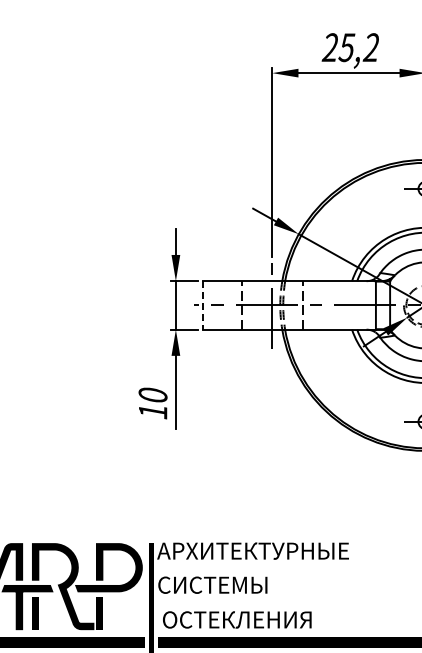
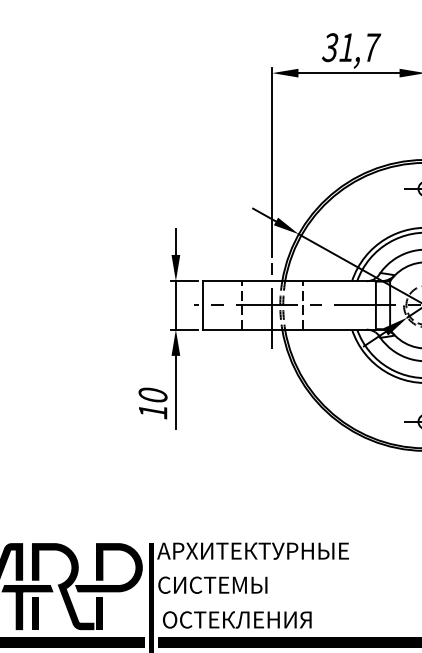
text: 25,2 -> 31,7 (351, 47)
line: dashed -> solid (203, 305)
